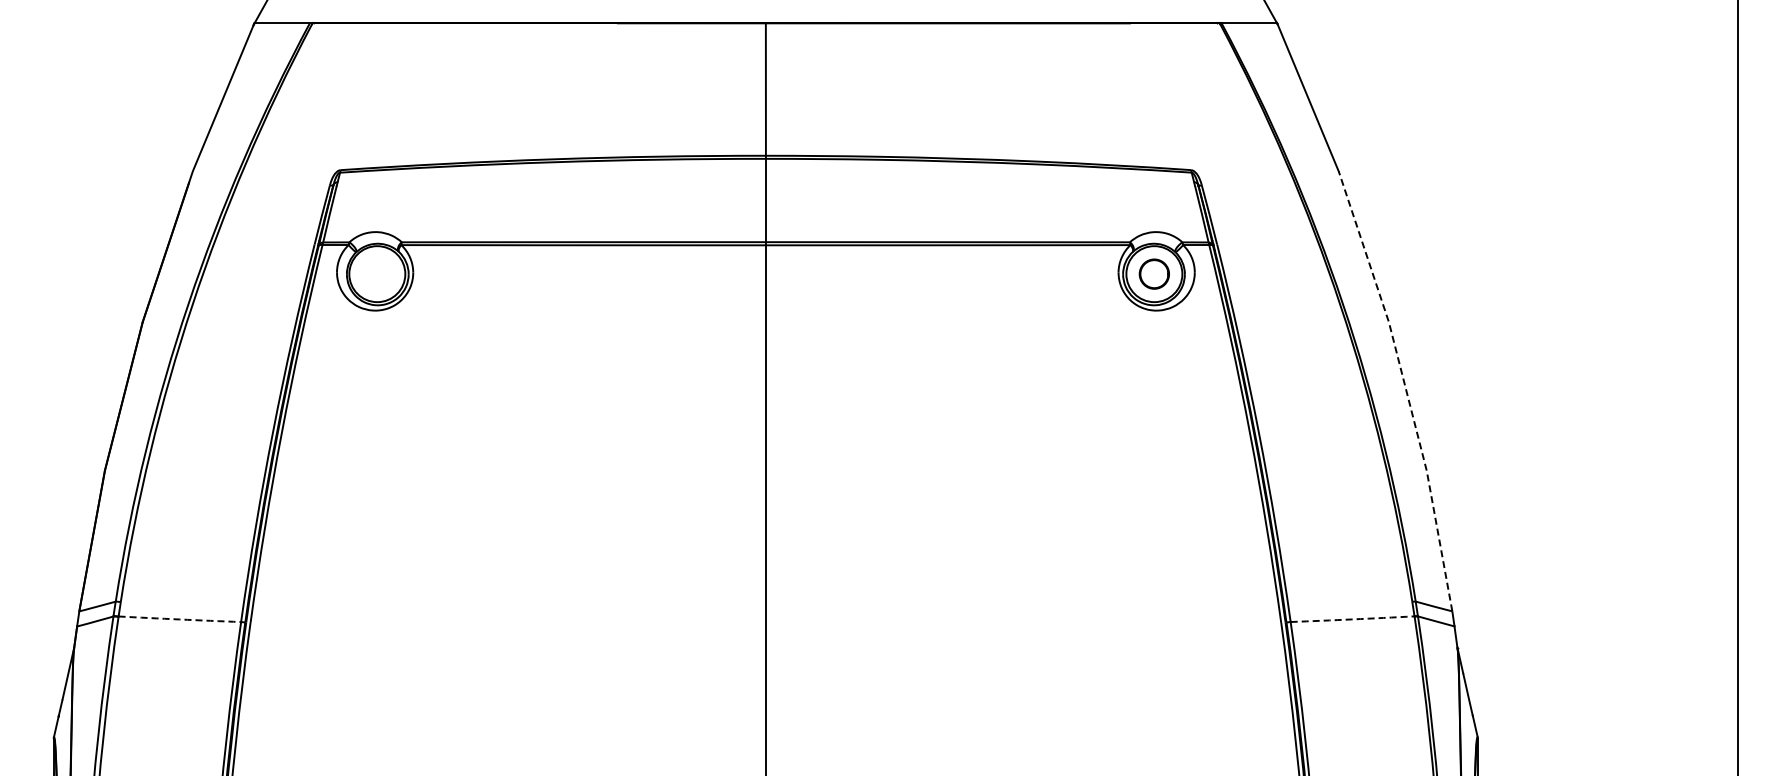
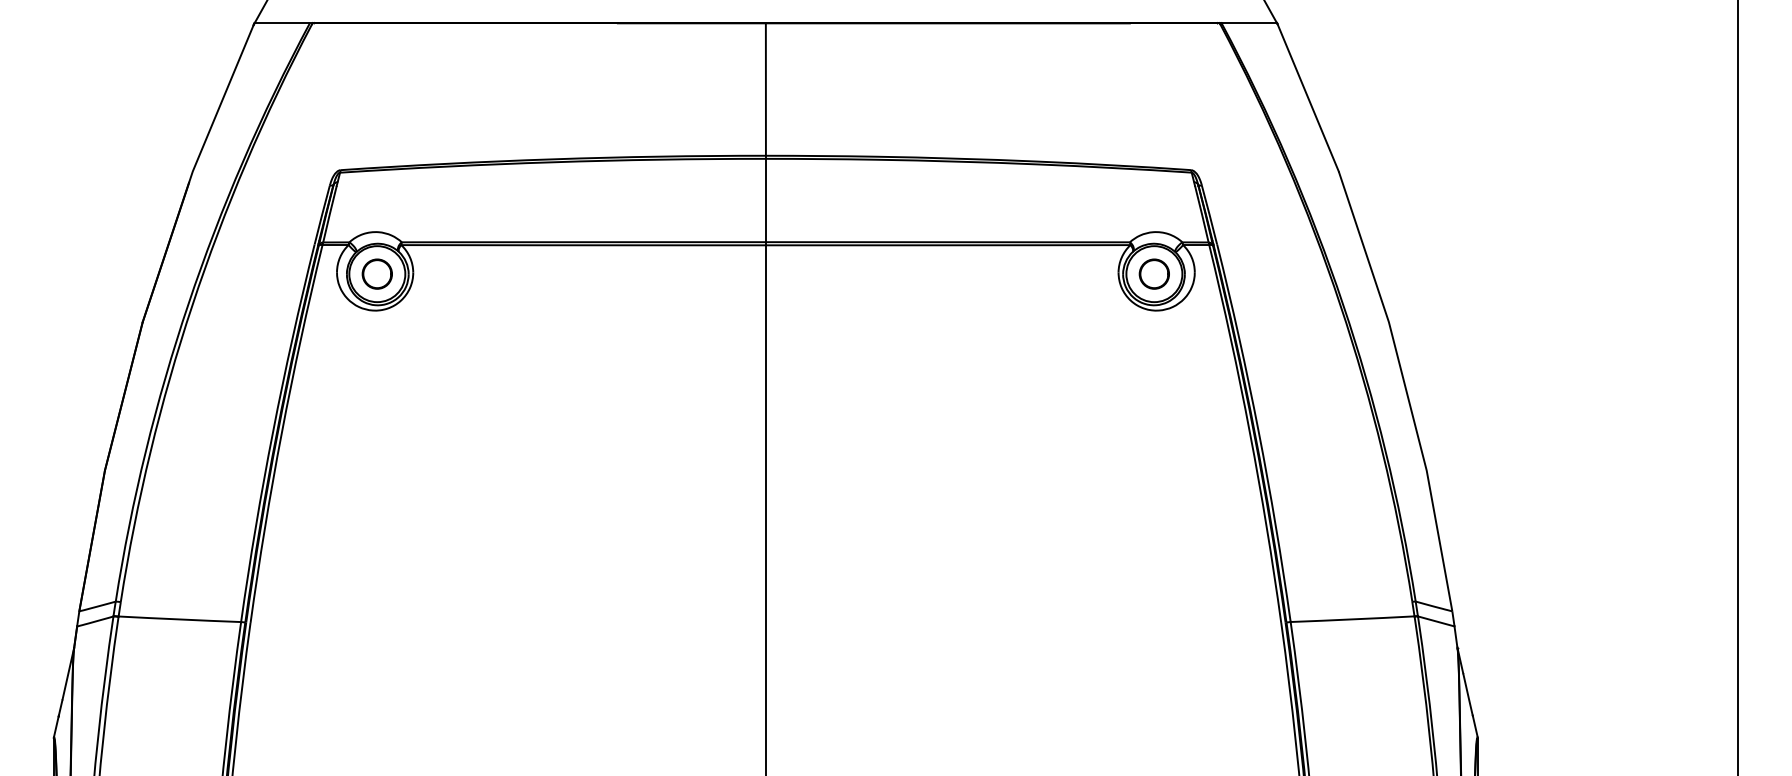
circle: none -> present (376, 273)
line: dashed -> solid (1405, 388)
arc: dashed -> solid (179, 619)
arc: dashed -> solid (1352, 619)
